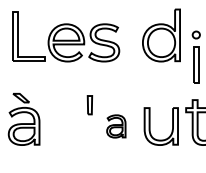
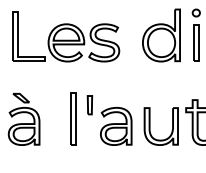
part position: (195, 56) -> (195, 34) (195, 34)
part: none -> present (73, 118)
part size: 21x25 px -> 33x39 px (116, 126)
